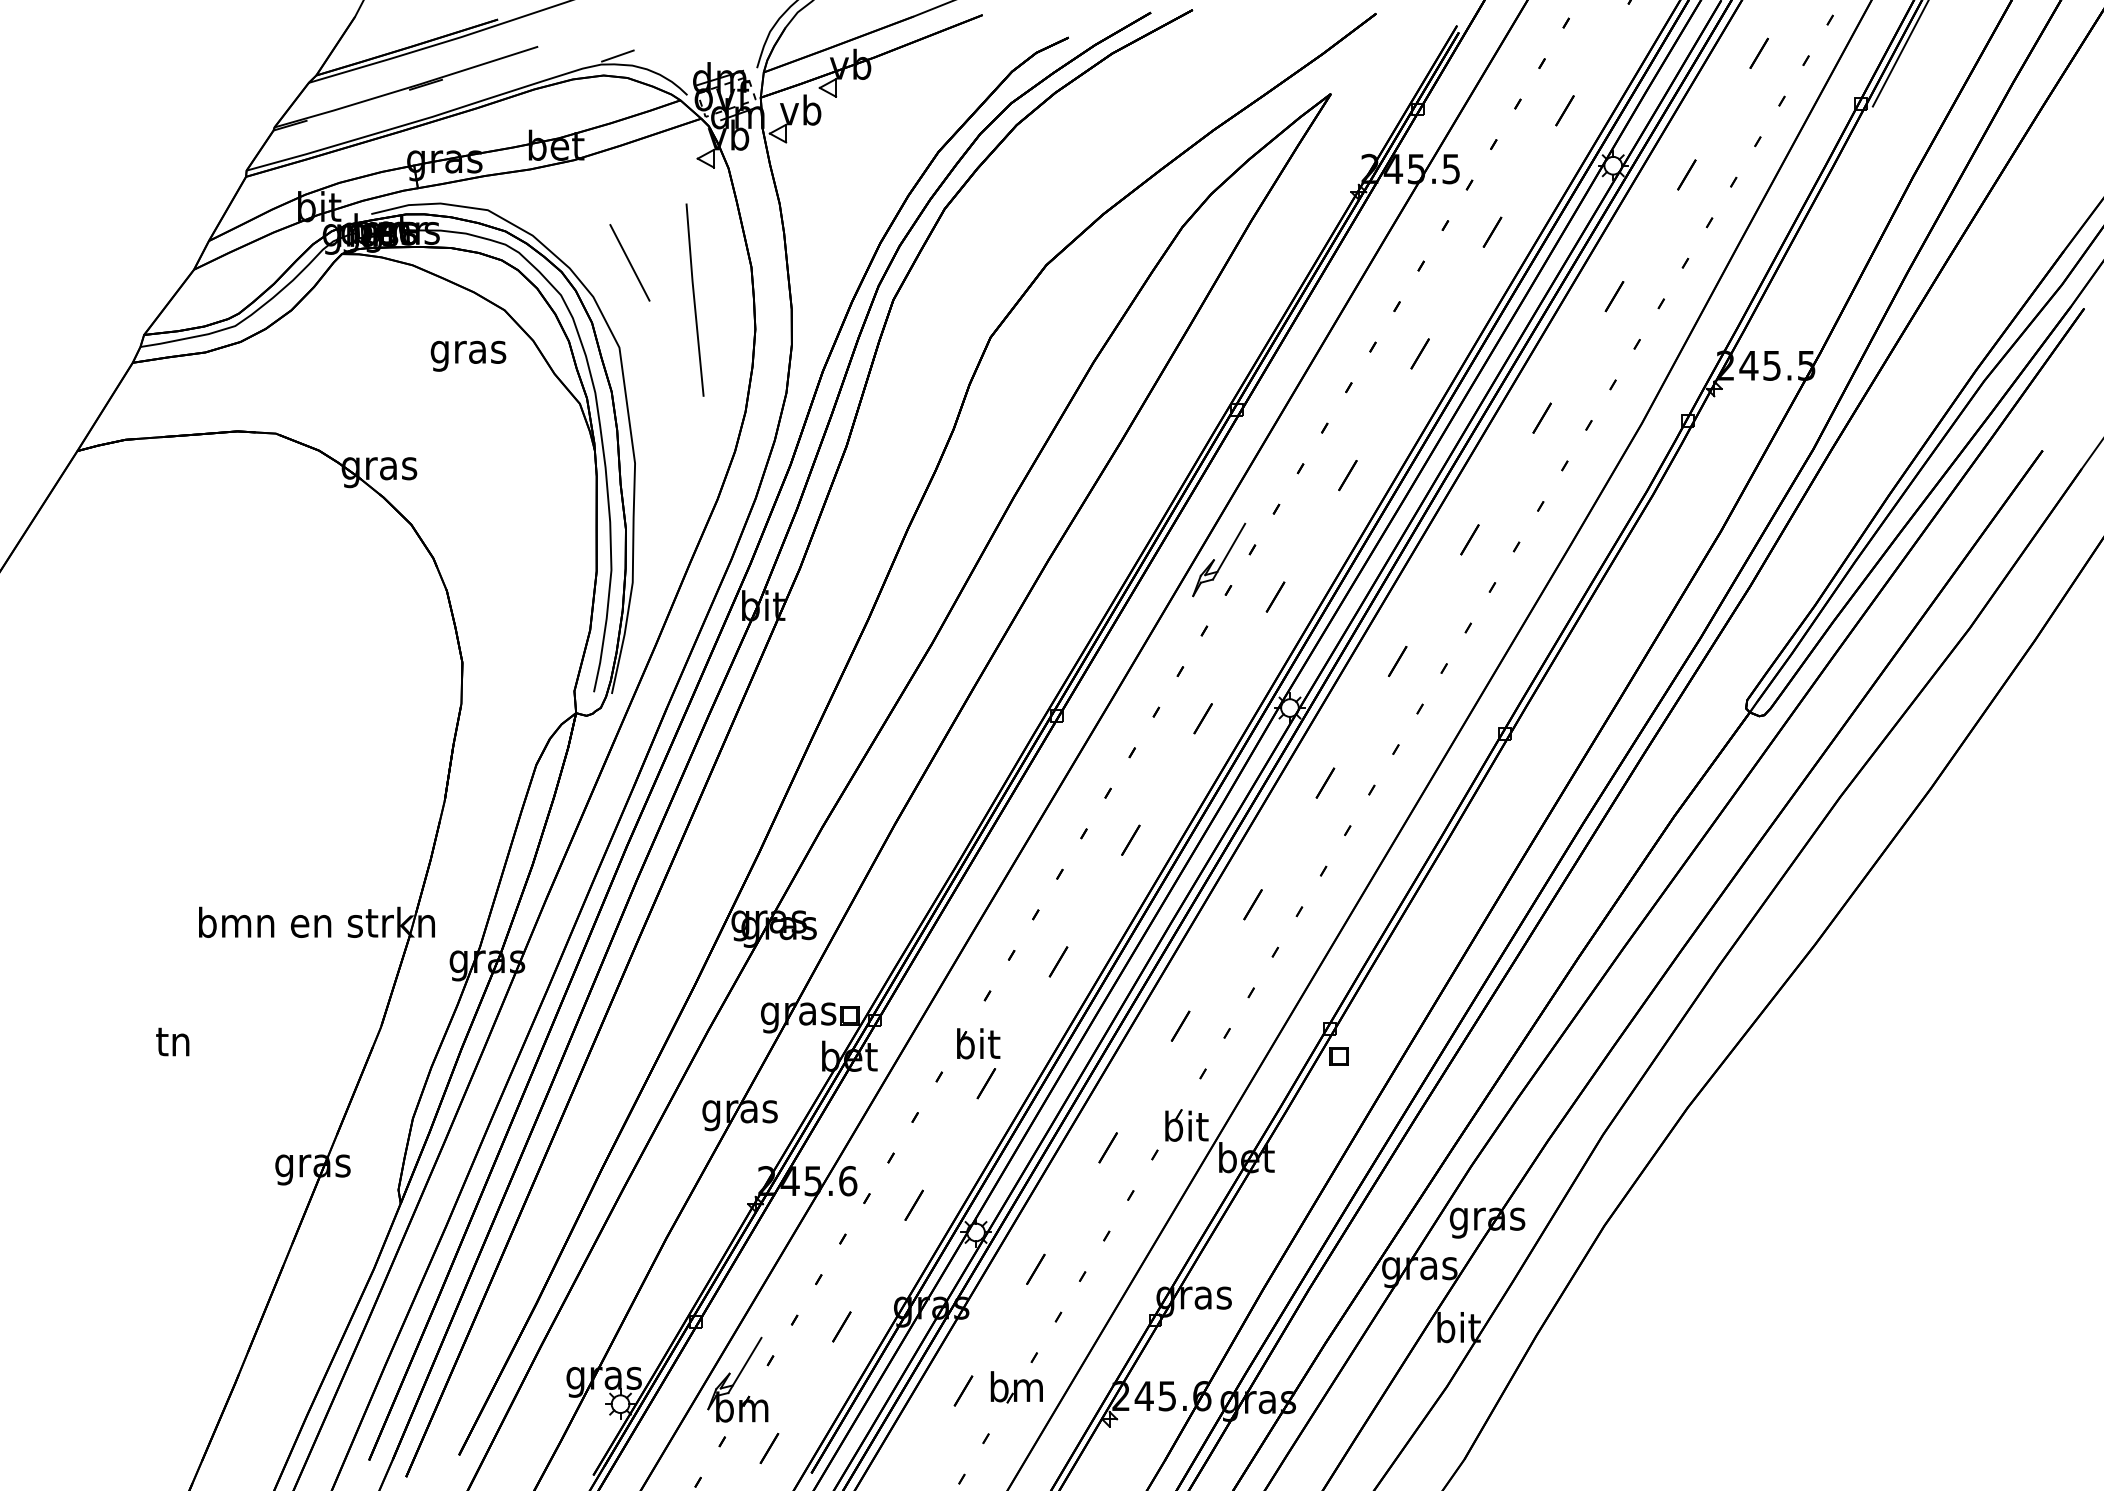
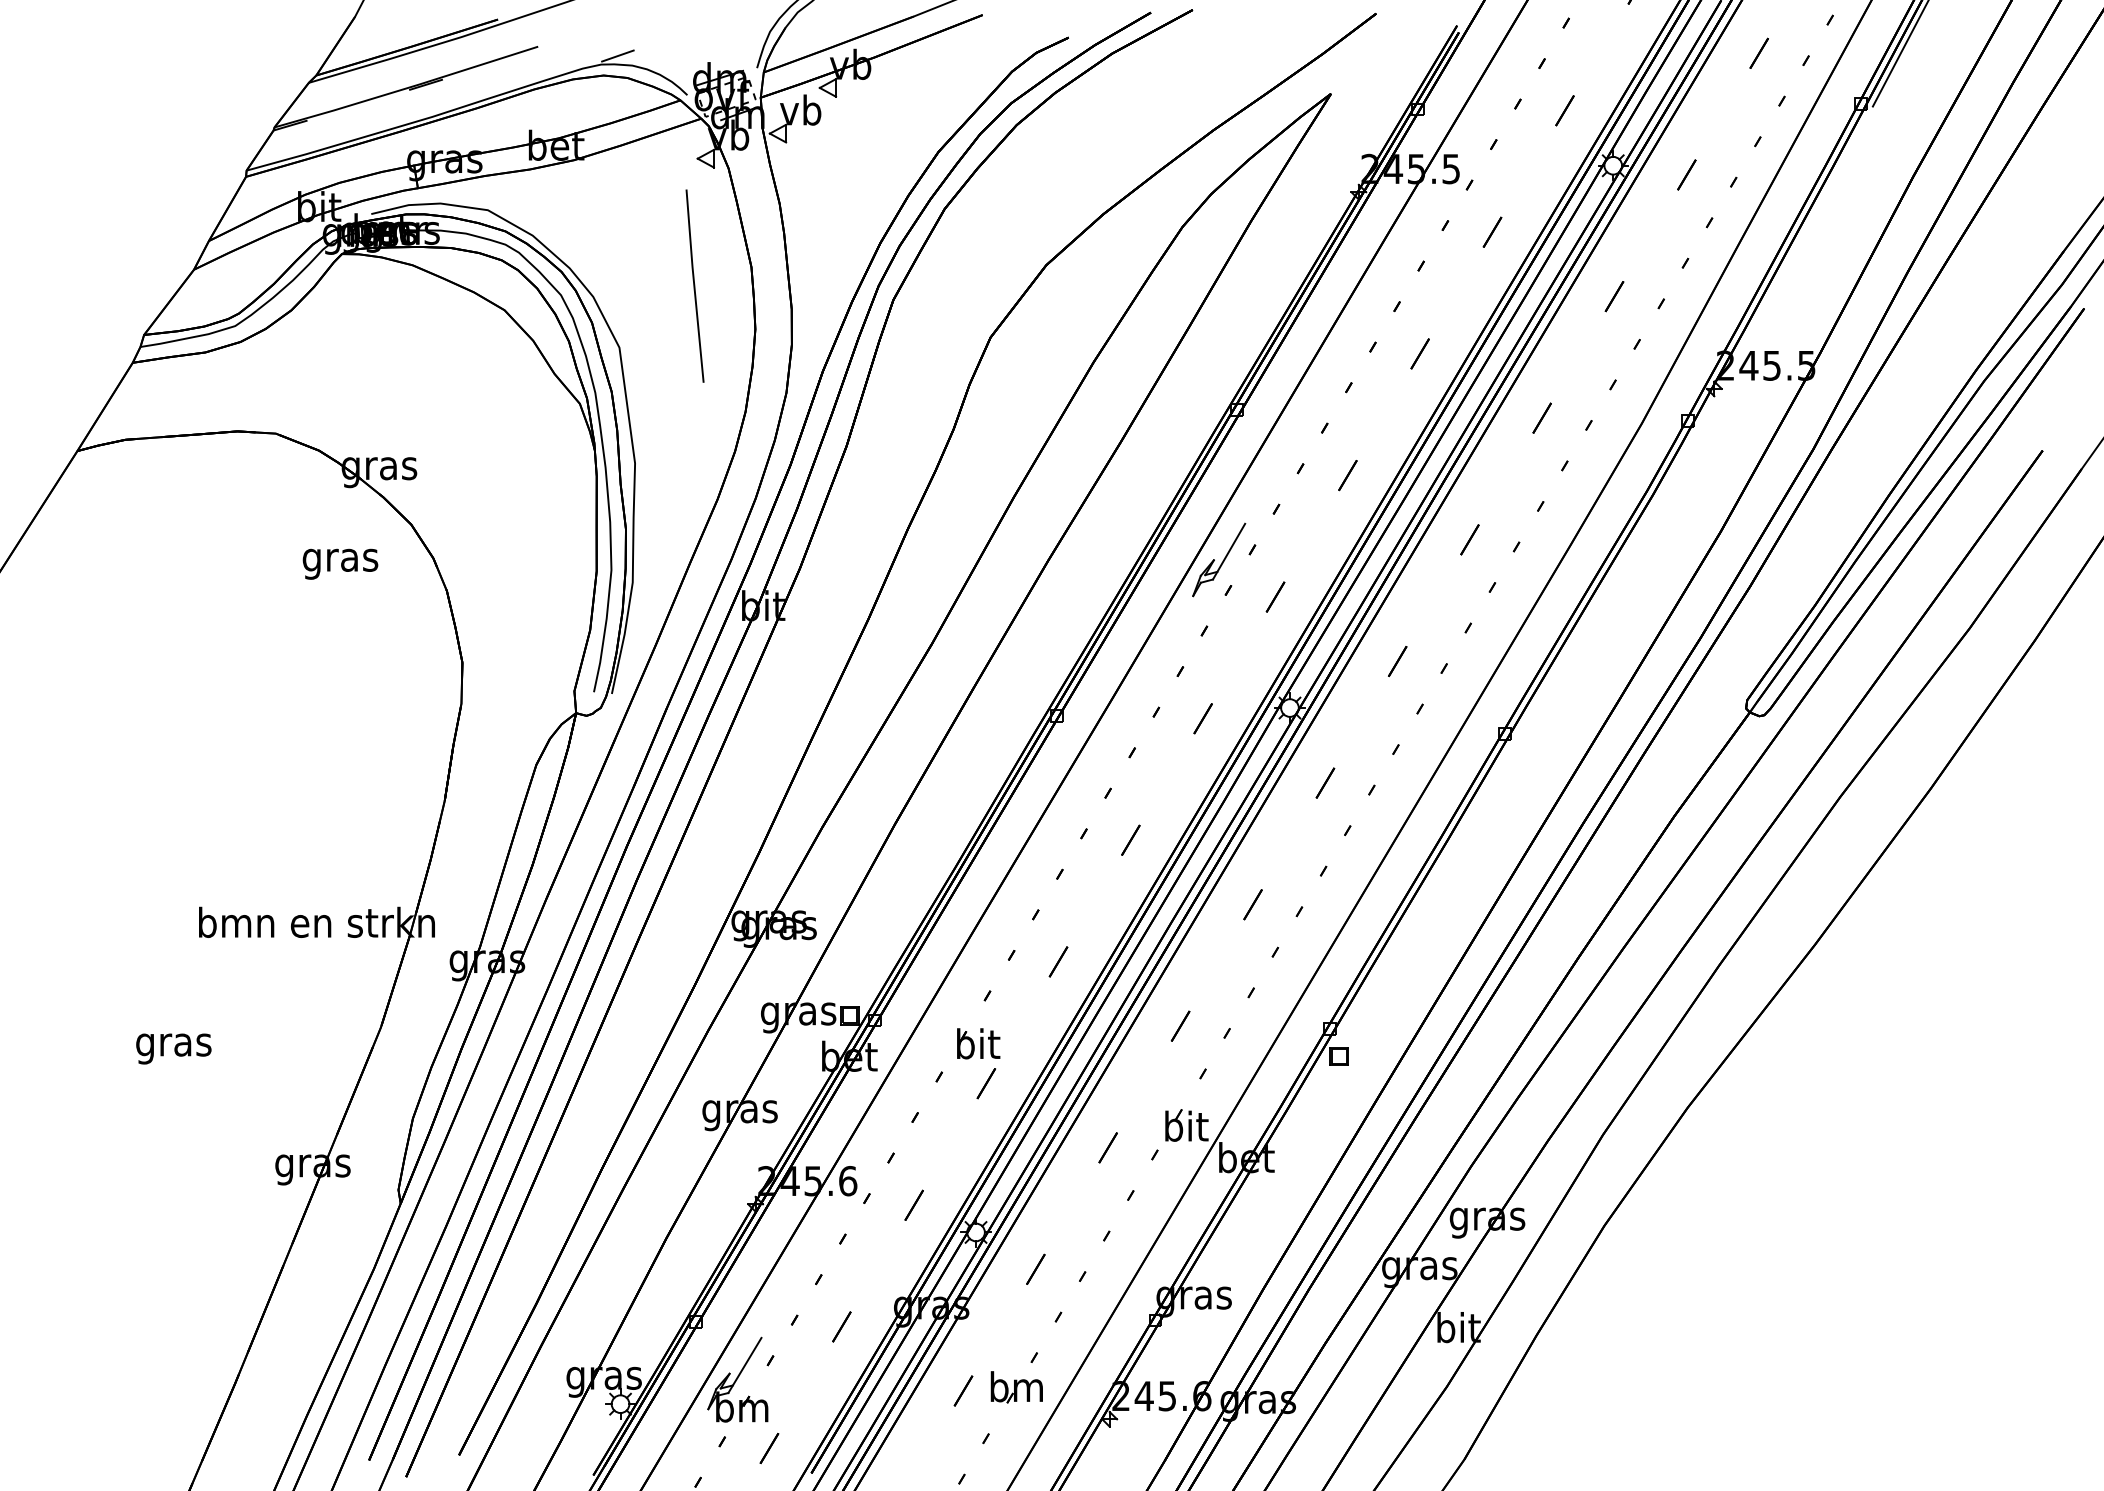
line: present -> none (629, 262)
line position: (694, 299) -> (694, 285) (694, 285)
text position: (468, 355) -> (340, 563) (340, 563)
text: tn -> gras (173, 1045)
